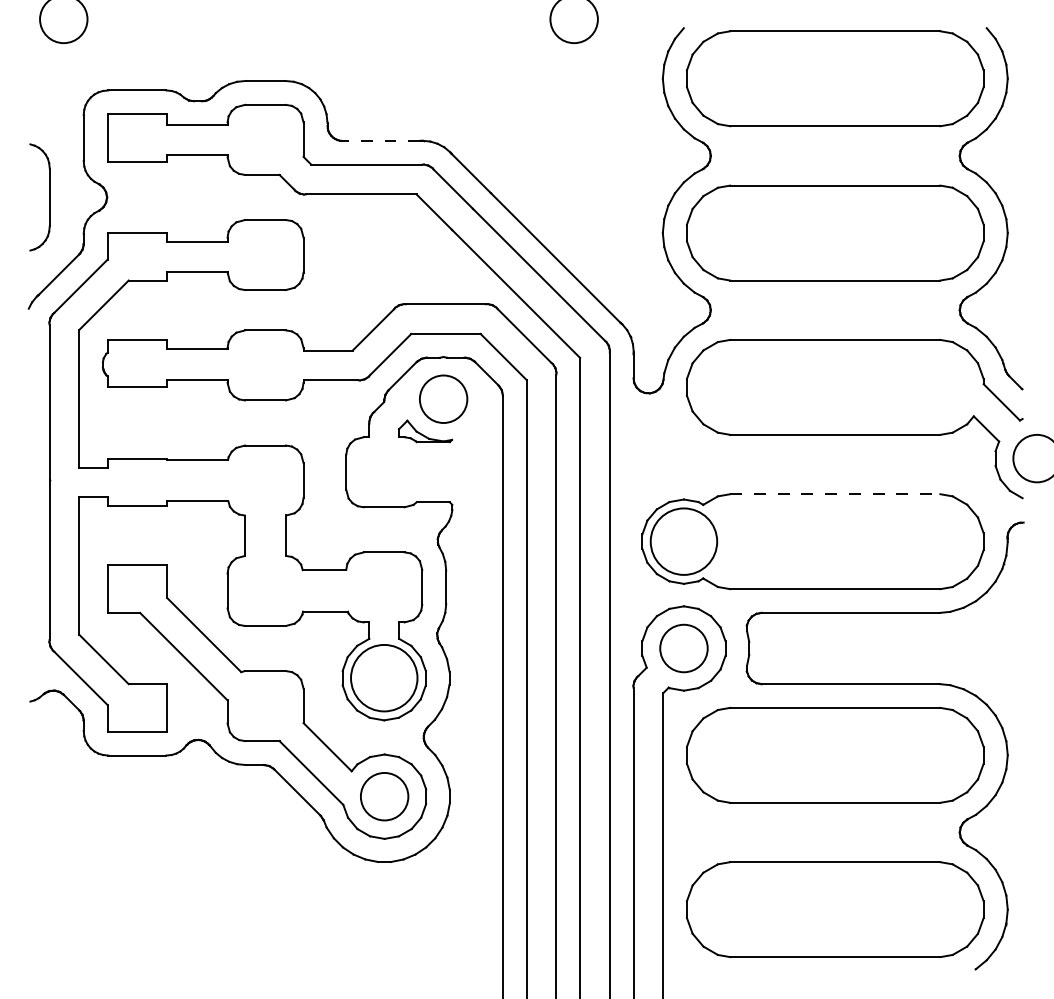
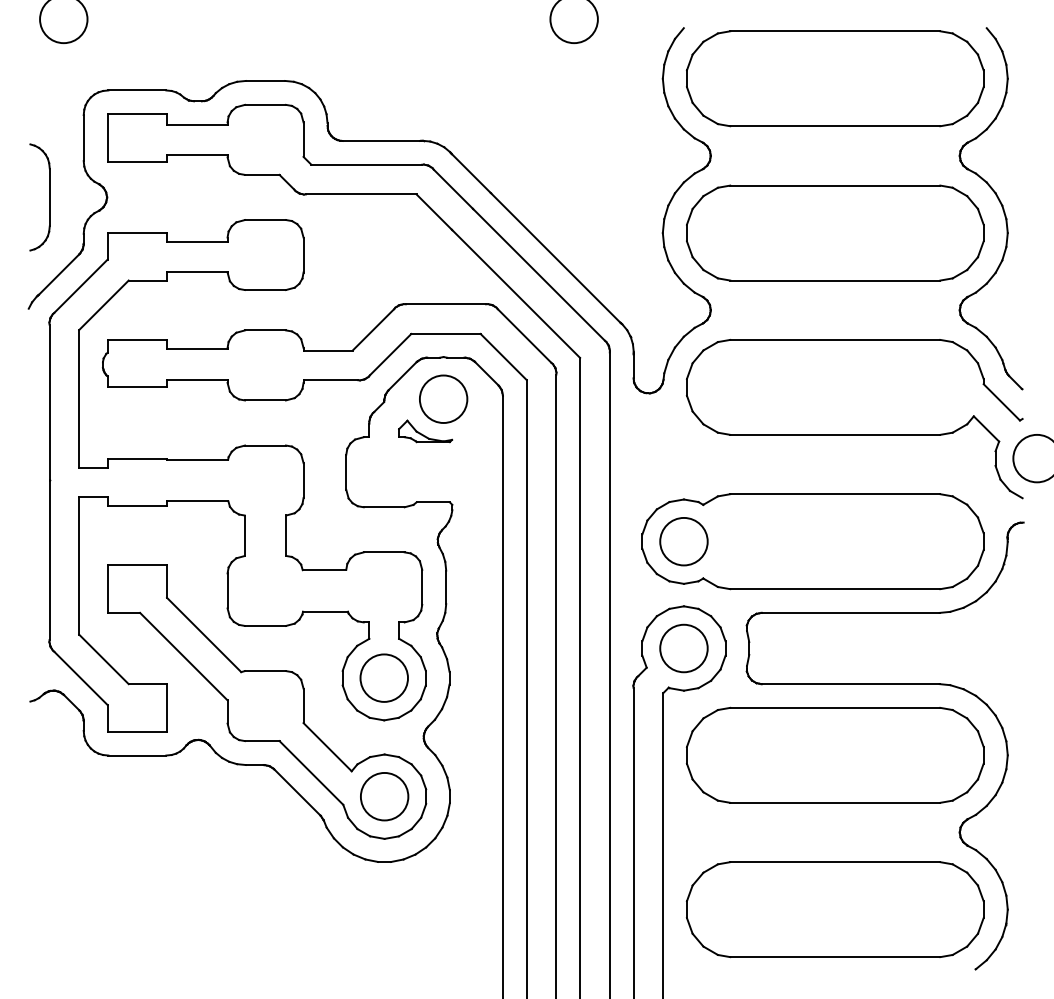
line: dashed -> solid (381, 141)
line: dashed -> solid (835, 494)
circle diameter: 66 px -> 47 px (683, 541)
circle diameter: 66 px -> 47 px (384, 677)
